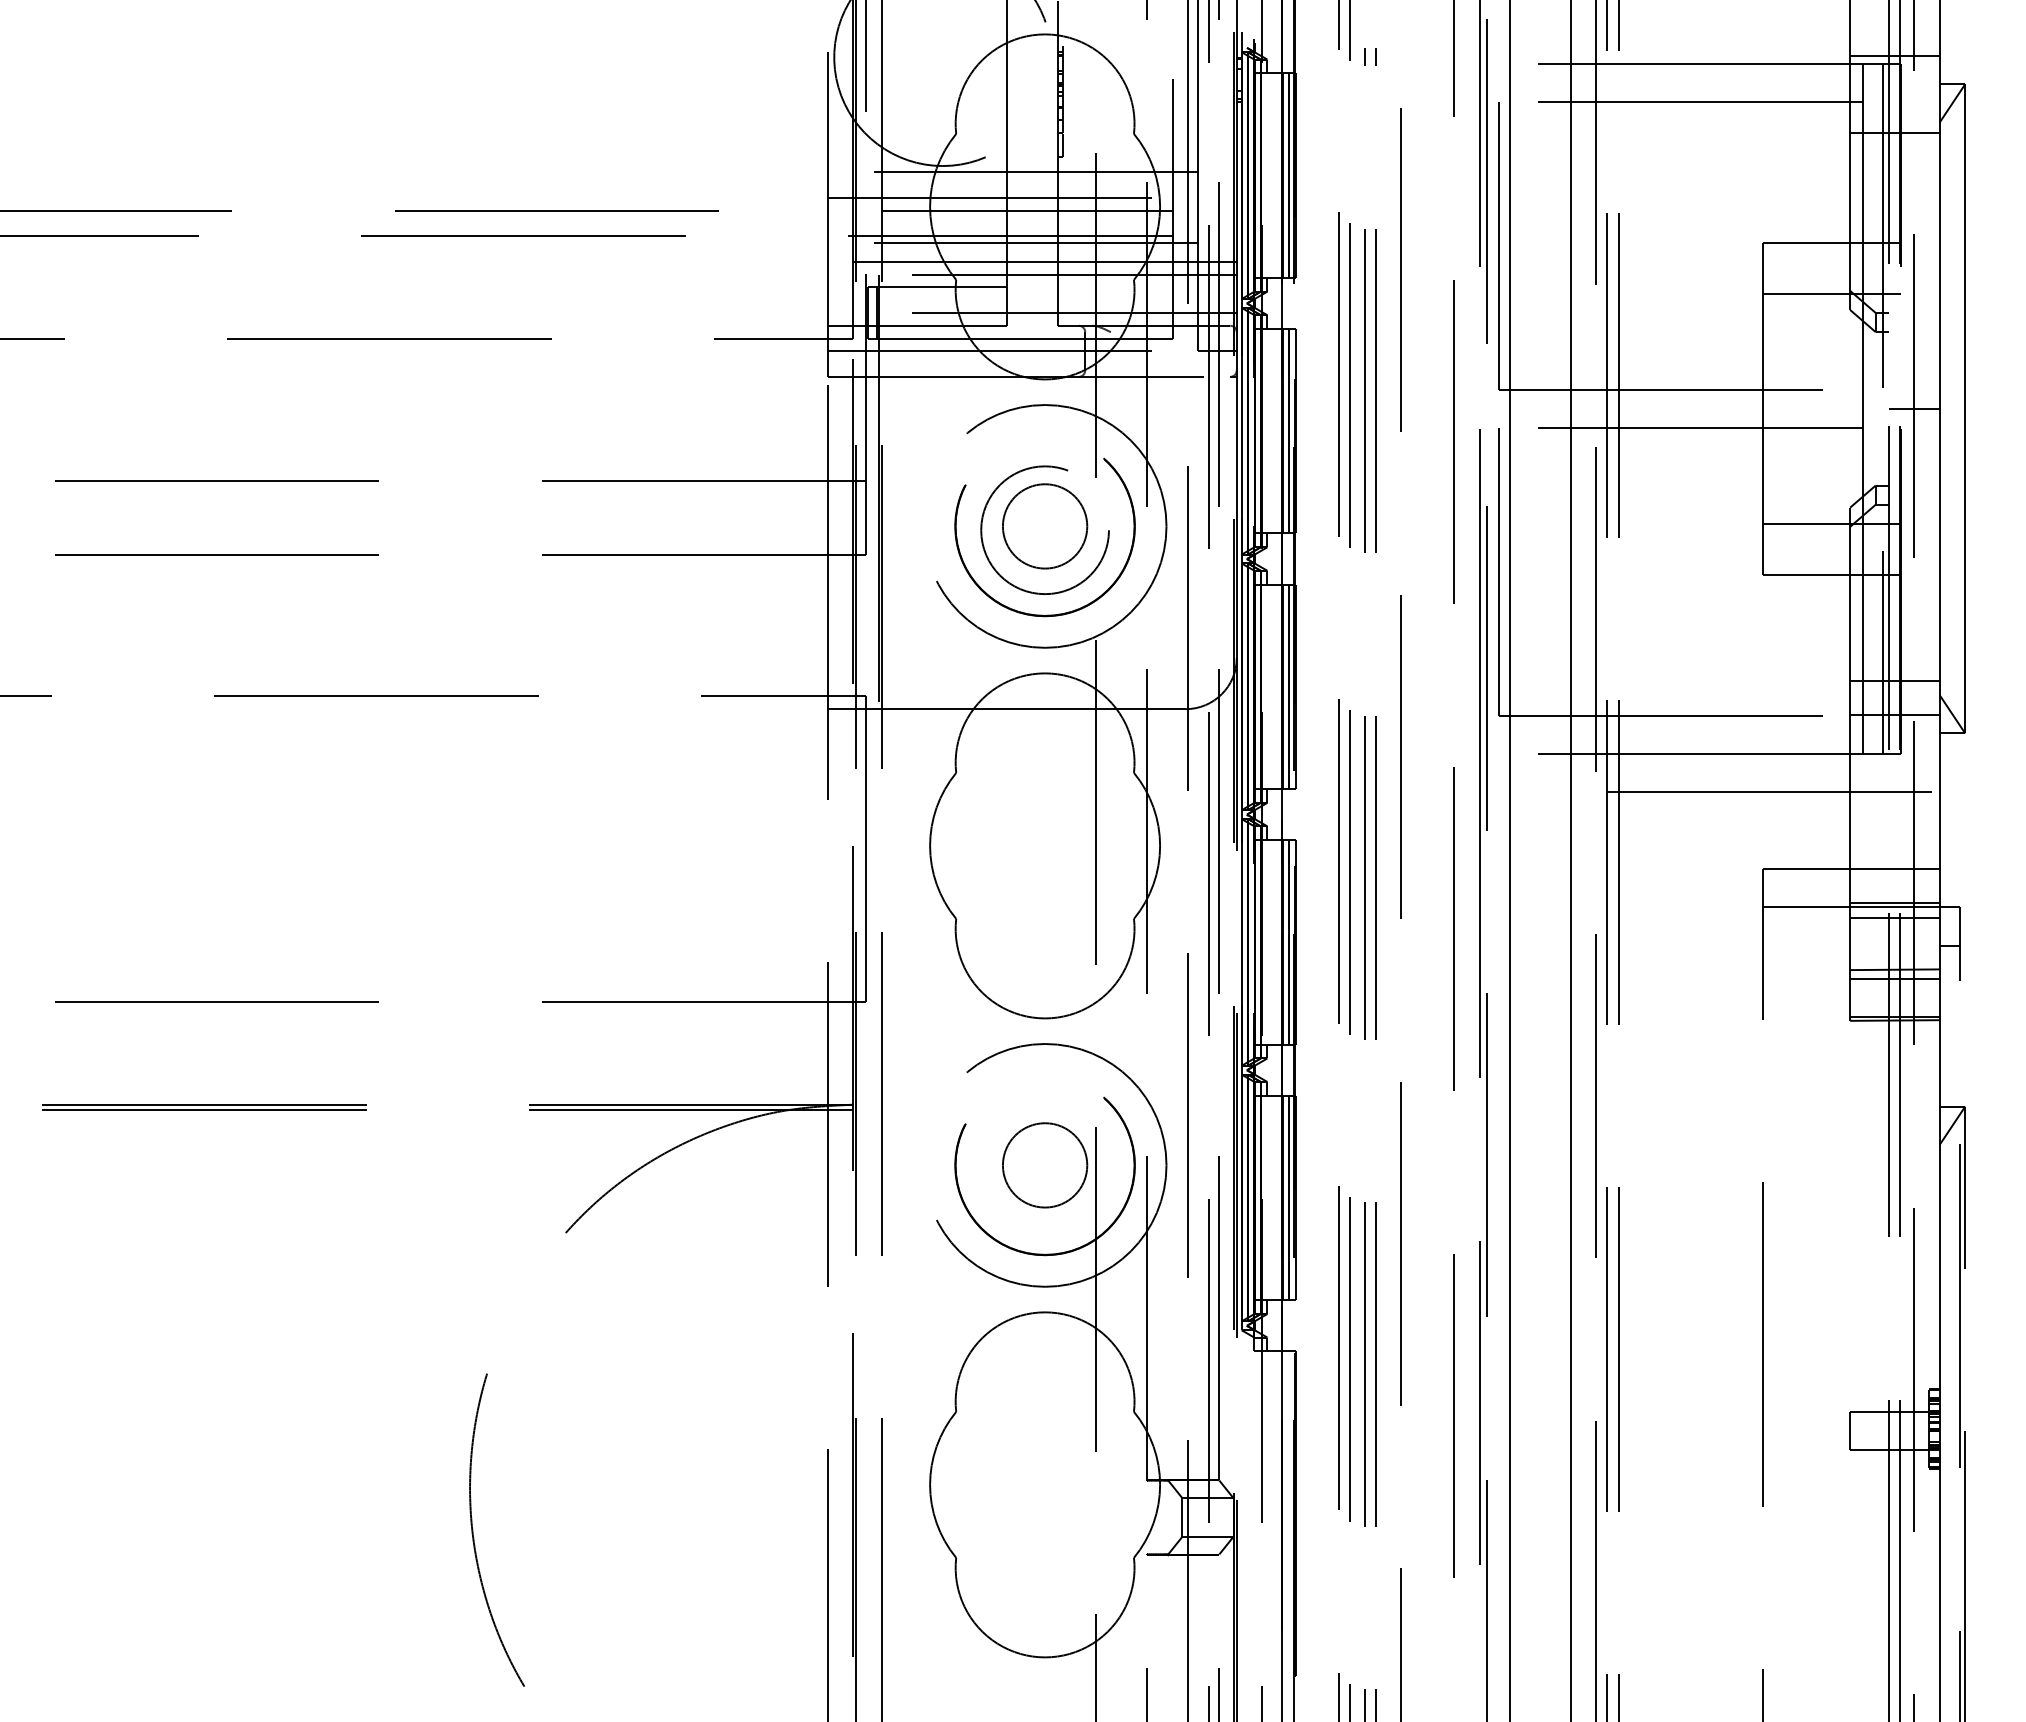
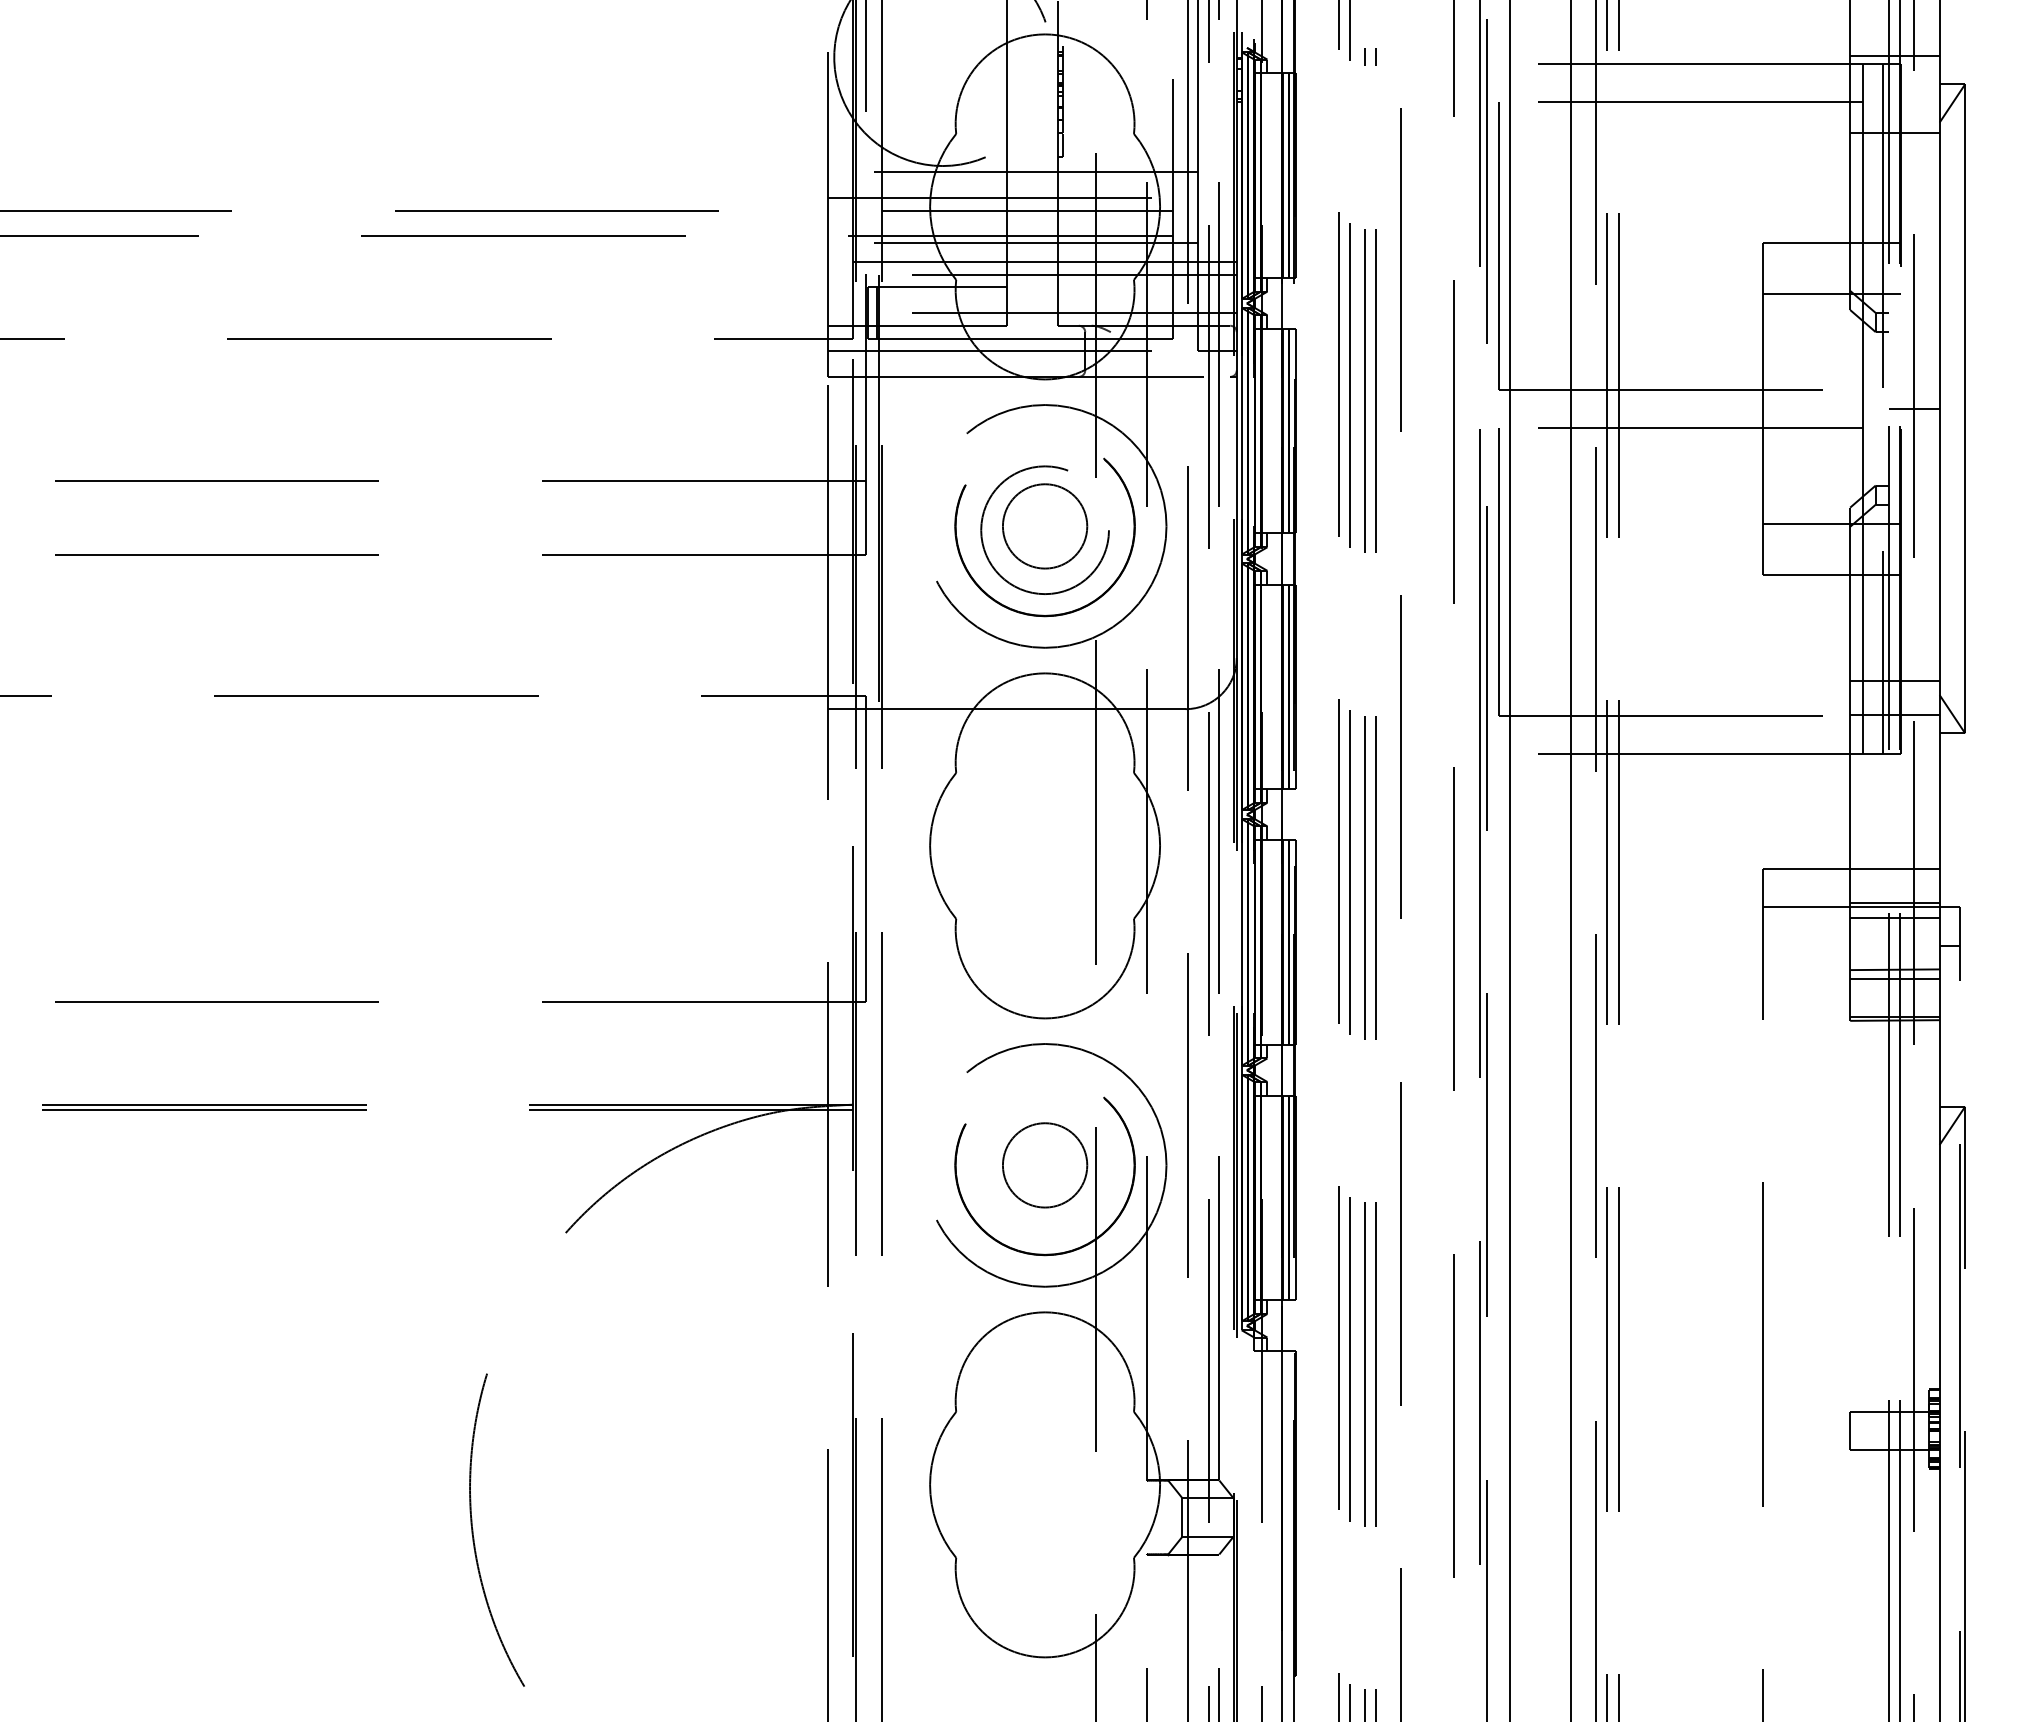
line: present -> none (1773, 792)
